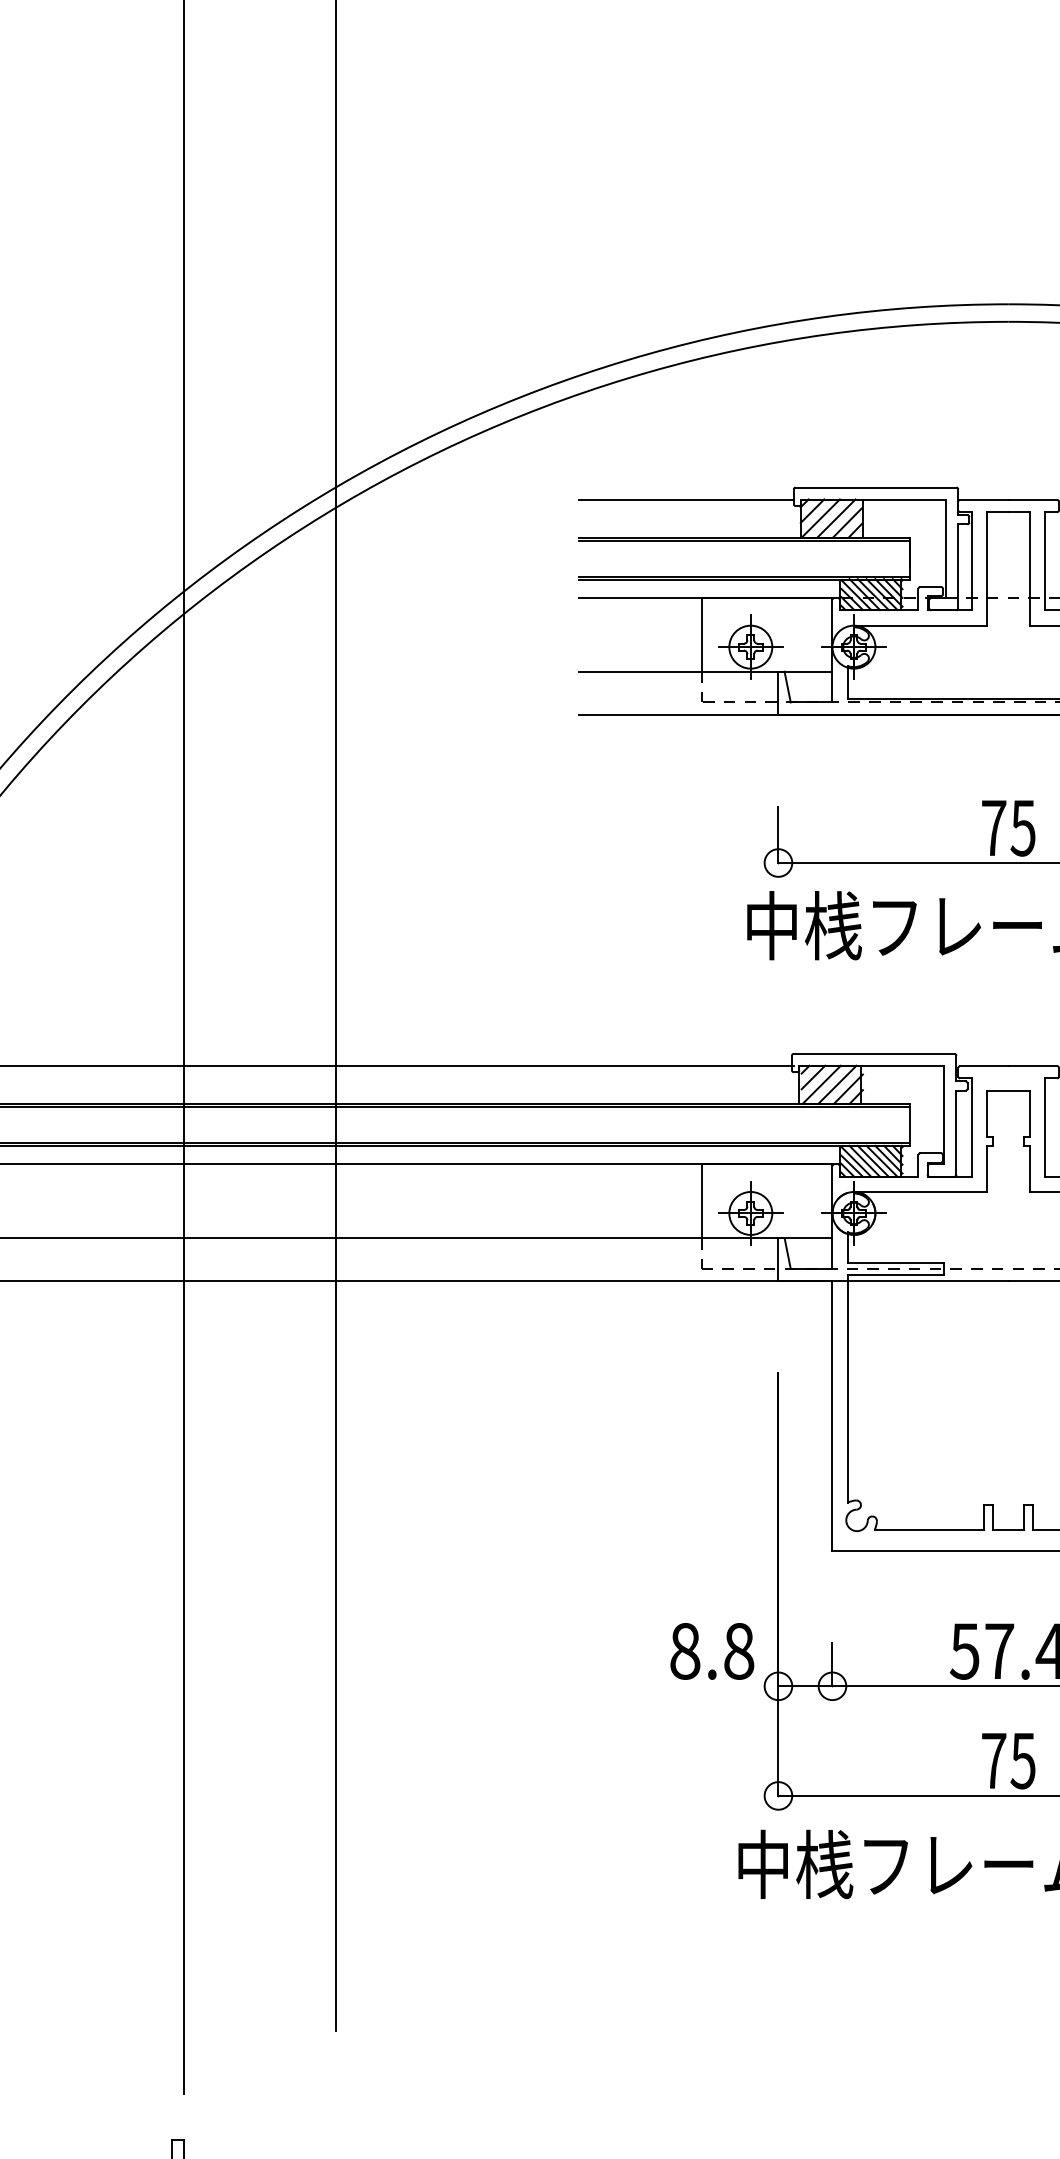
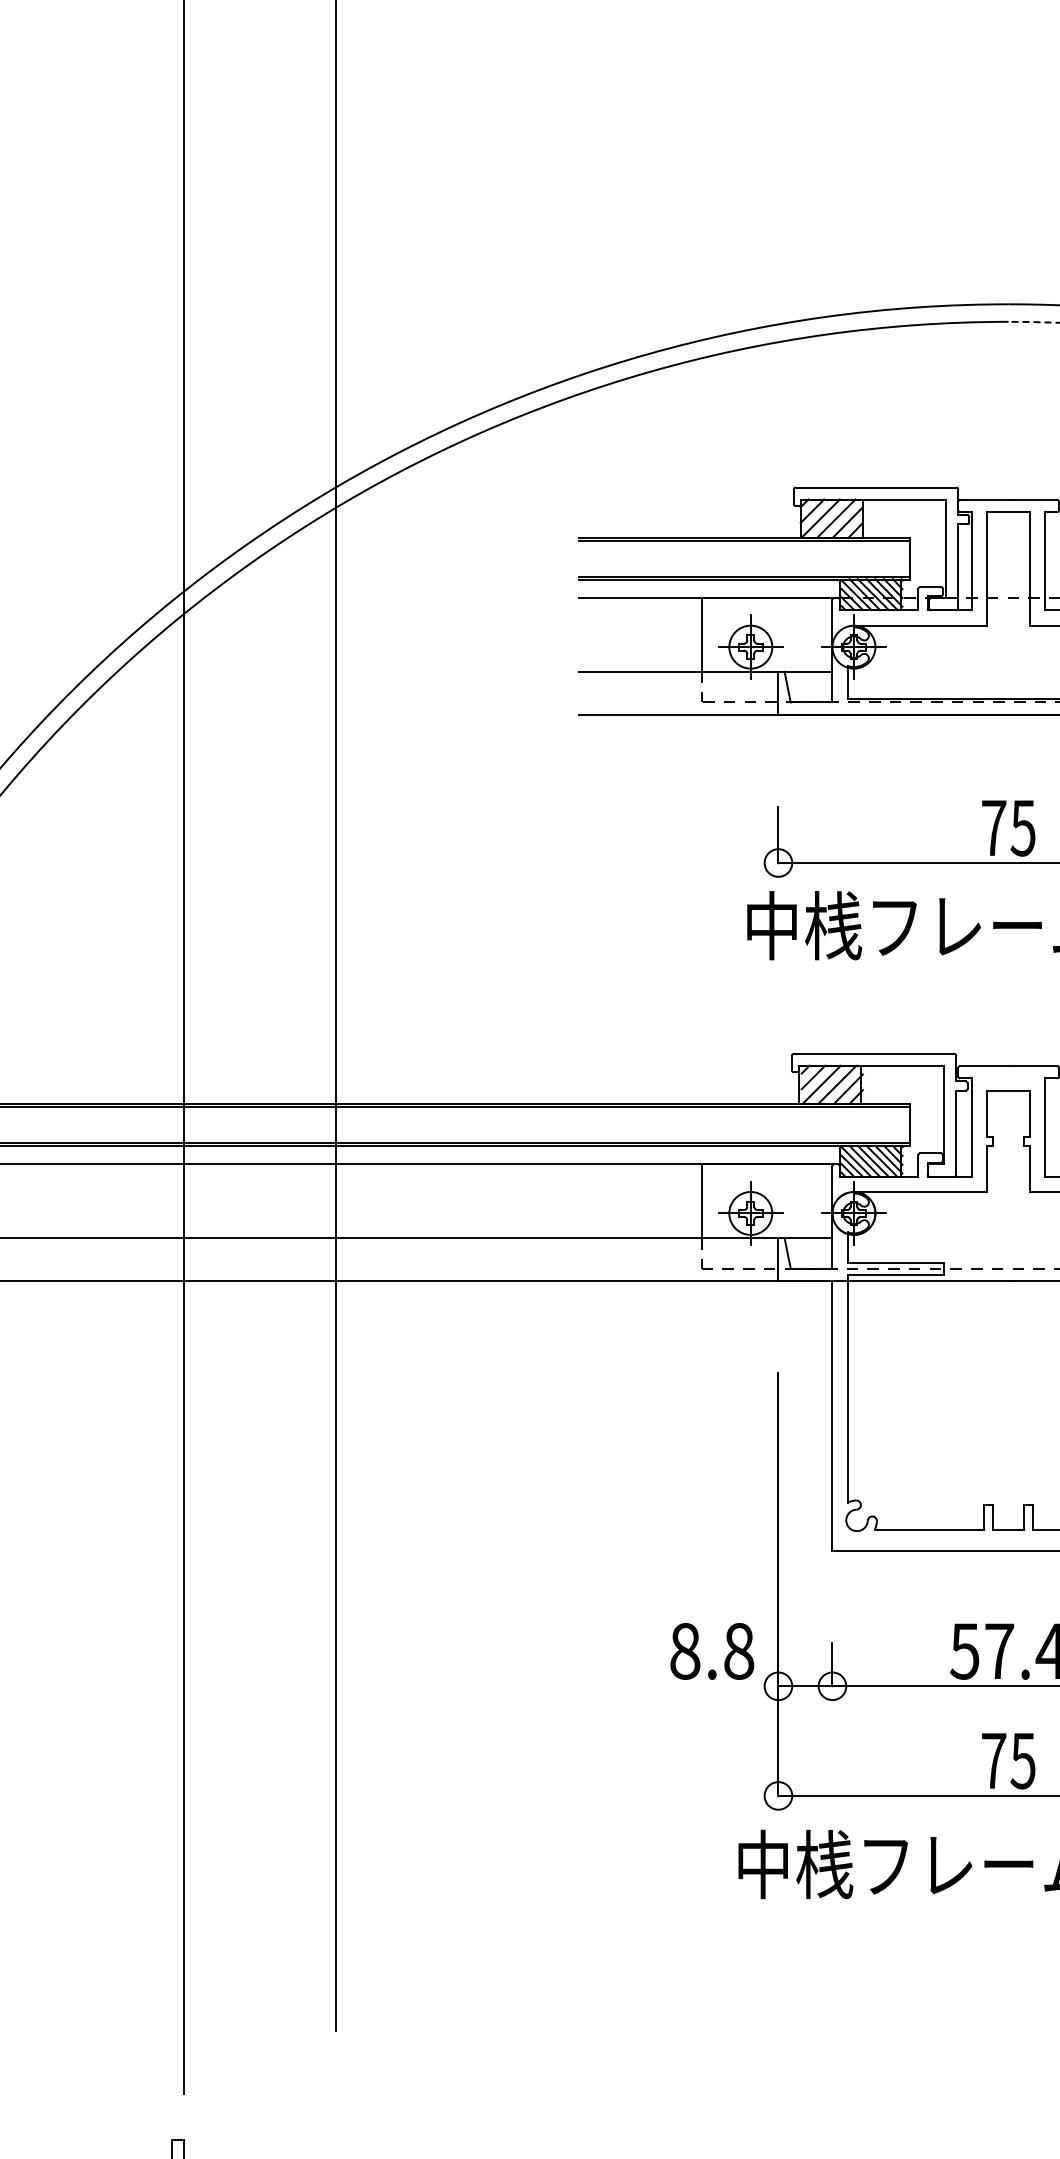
arc: solid -> dashed (1033, 322)
line: present -> none (685, 499)
line: present -> none (397, 1066)
